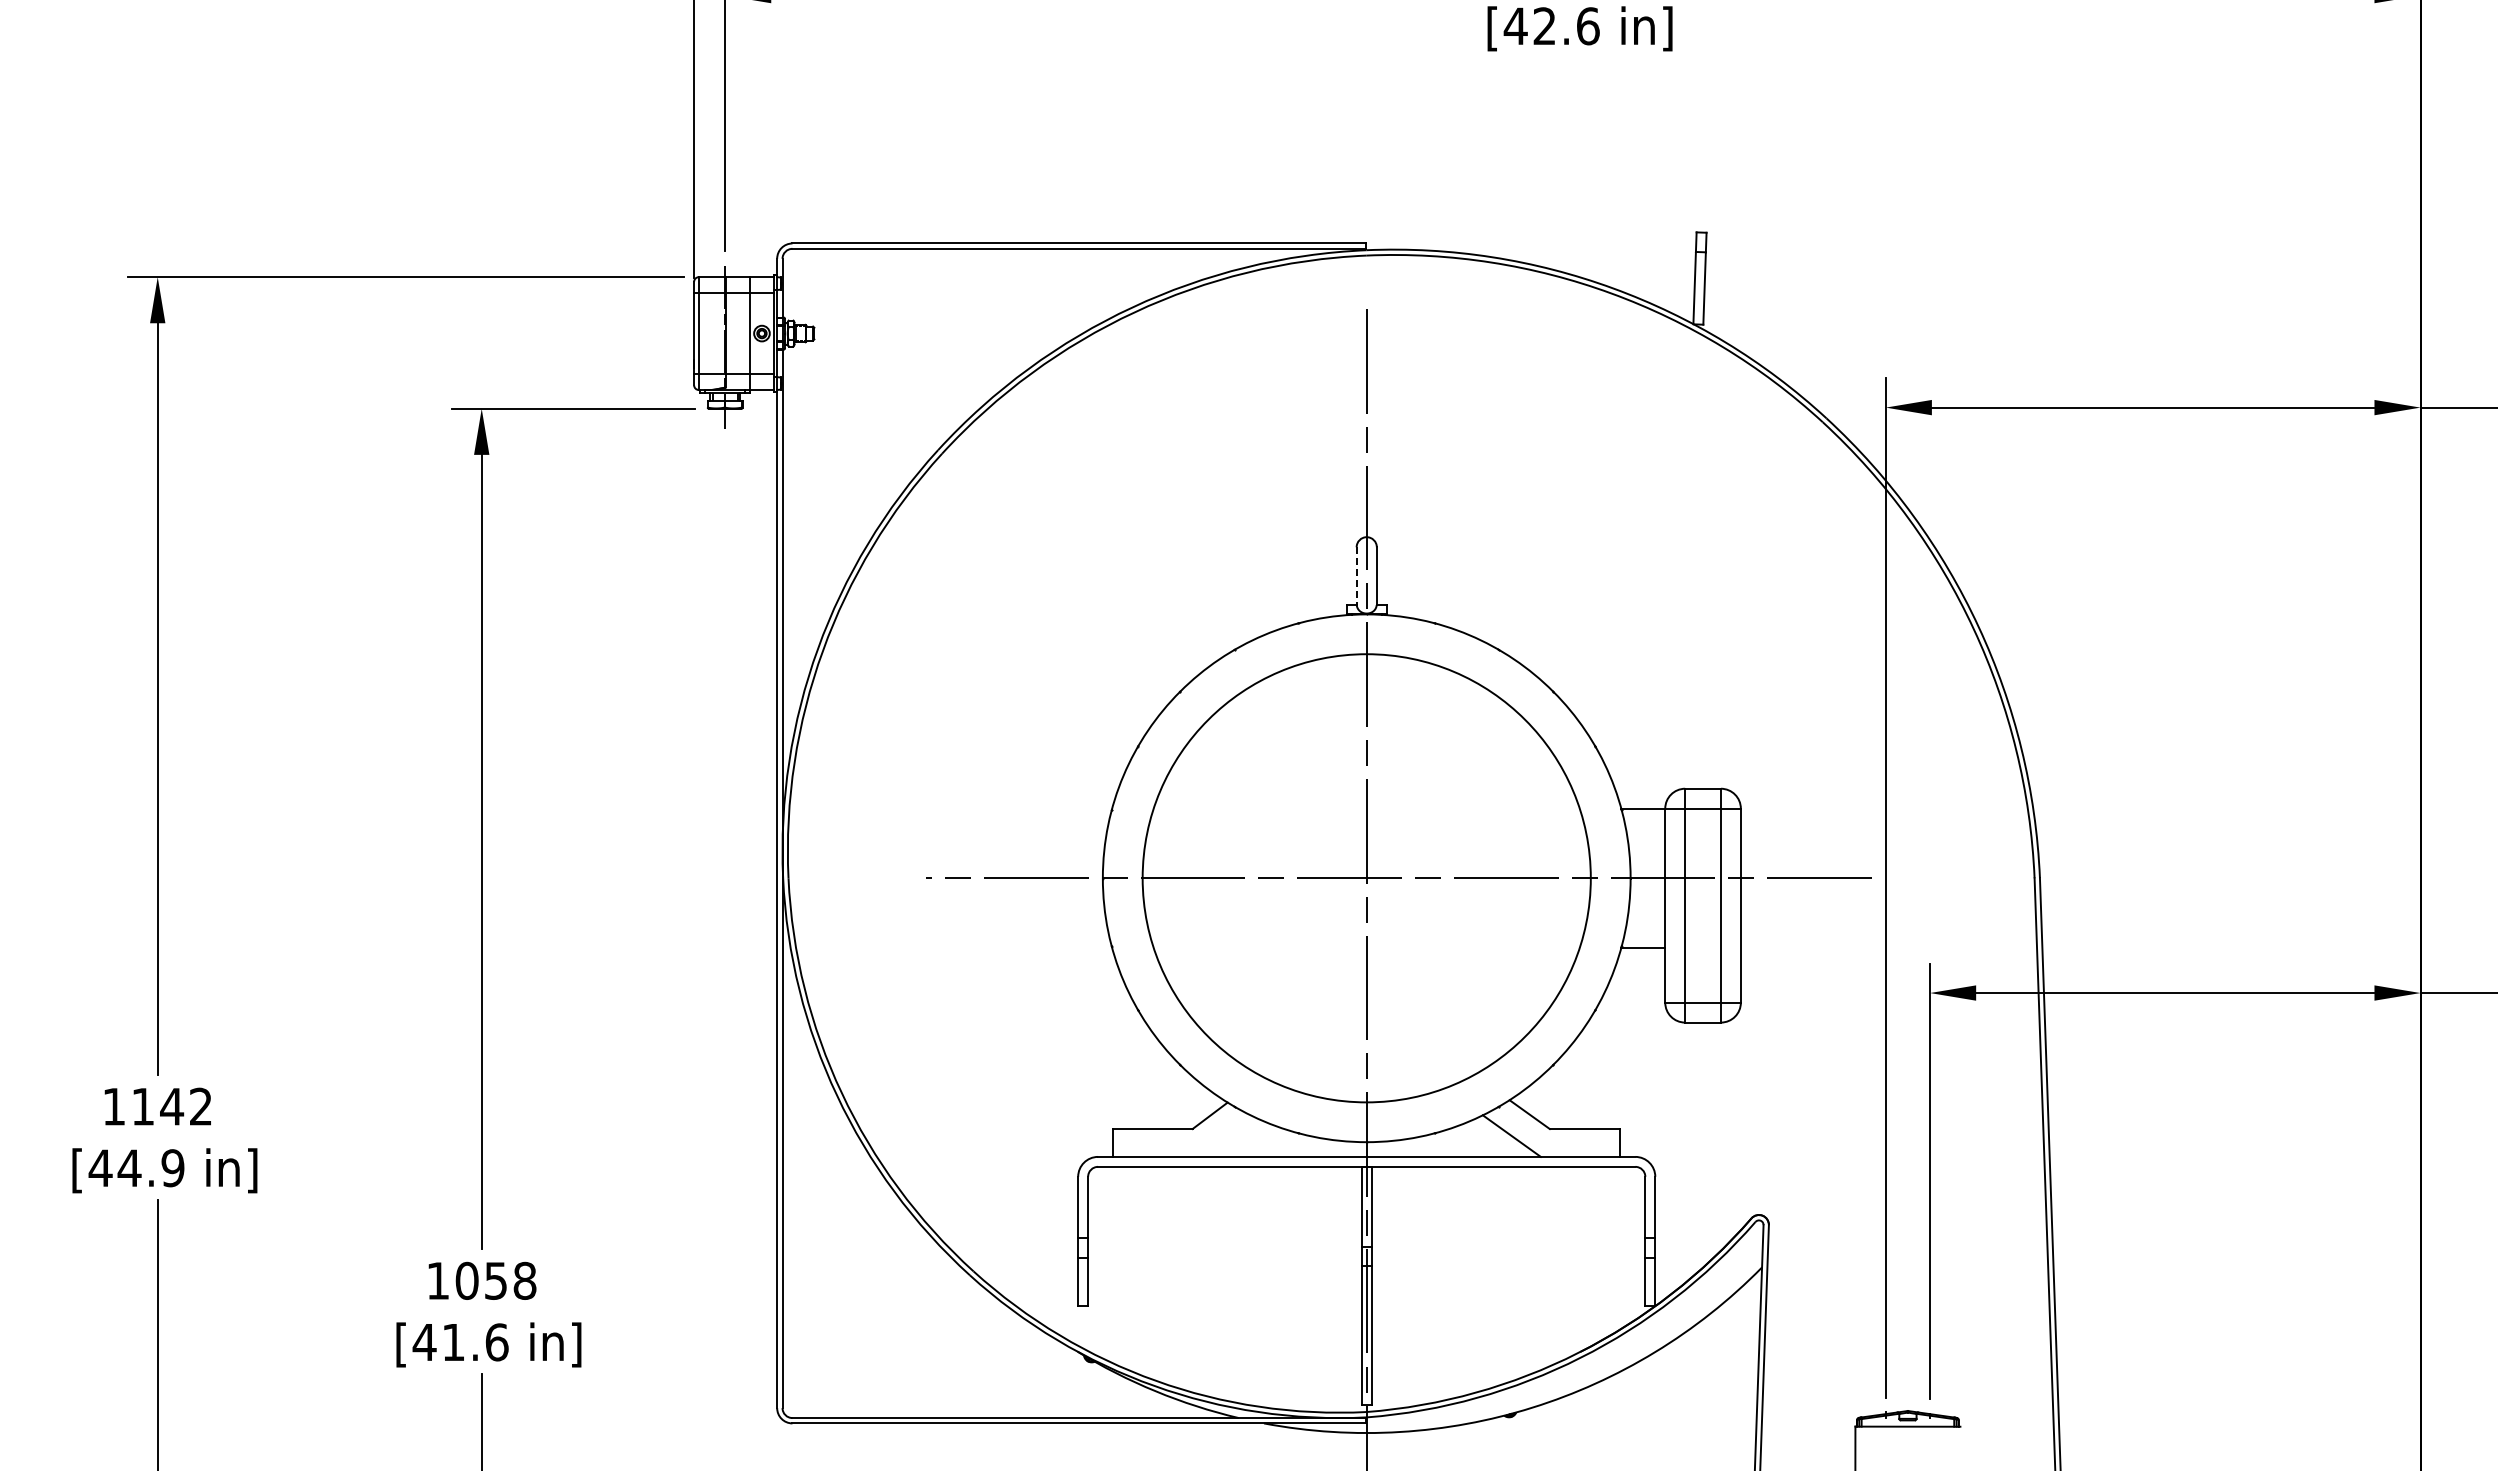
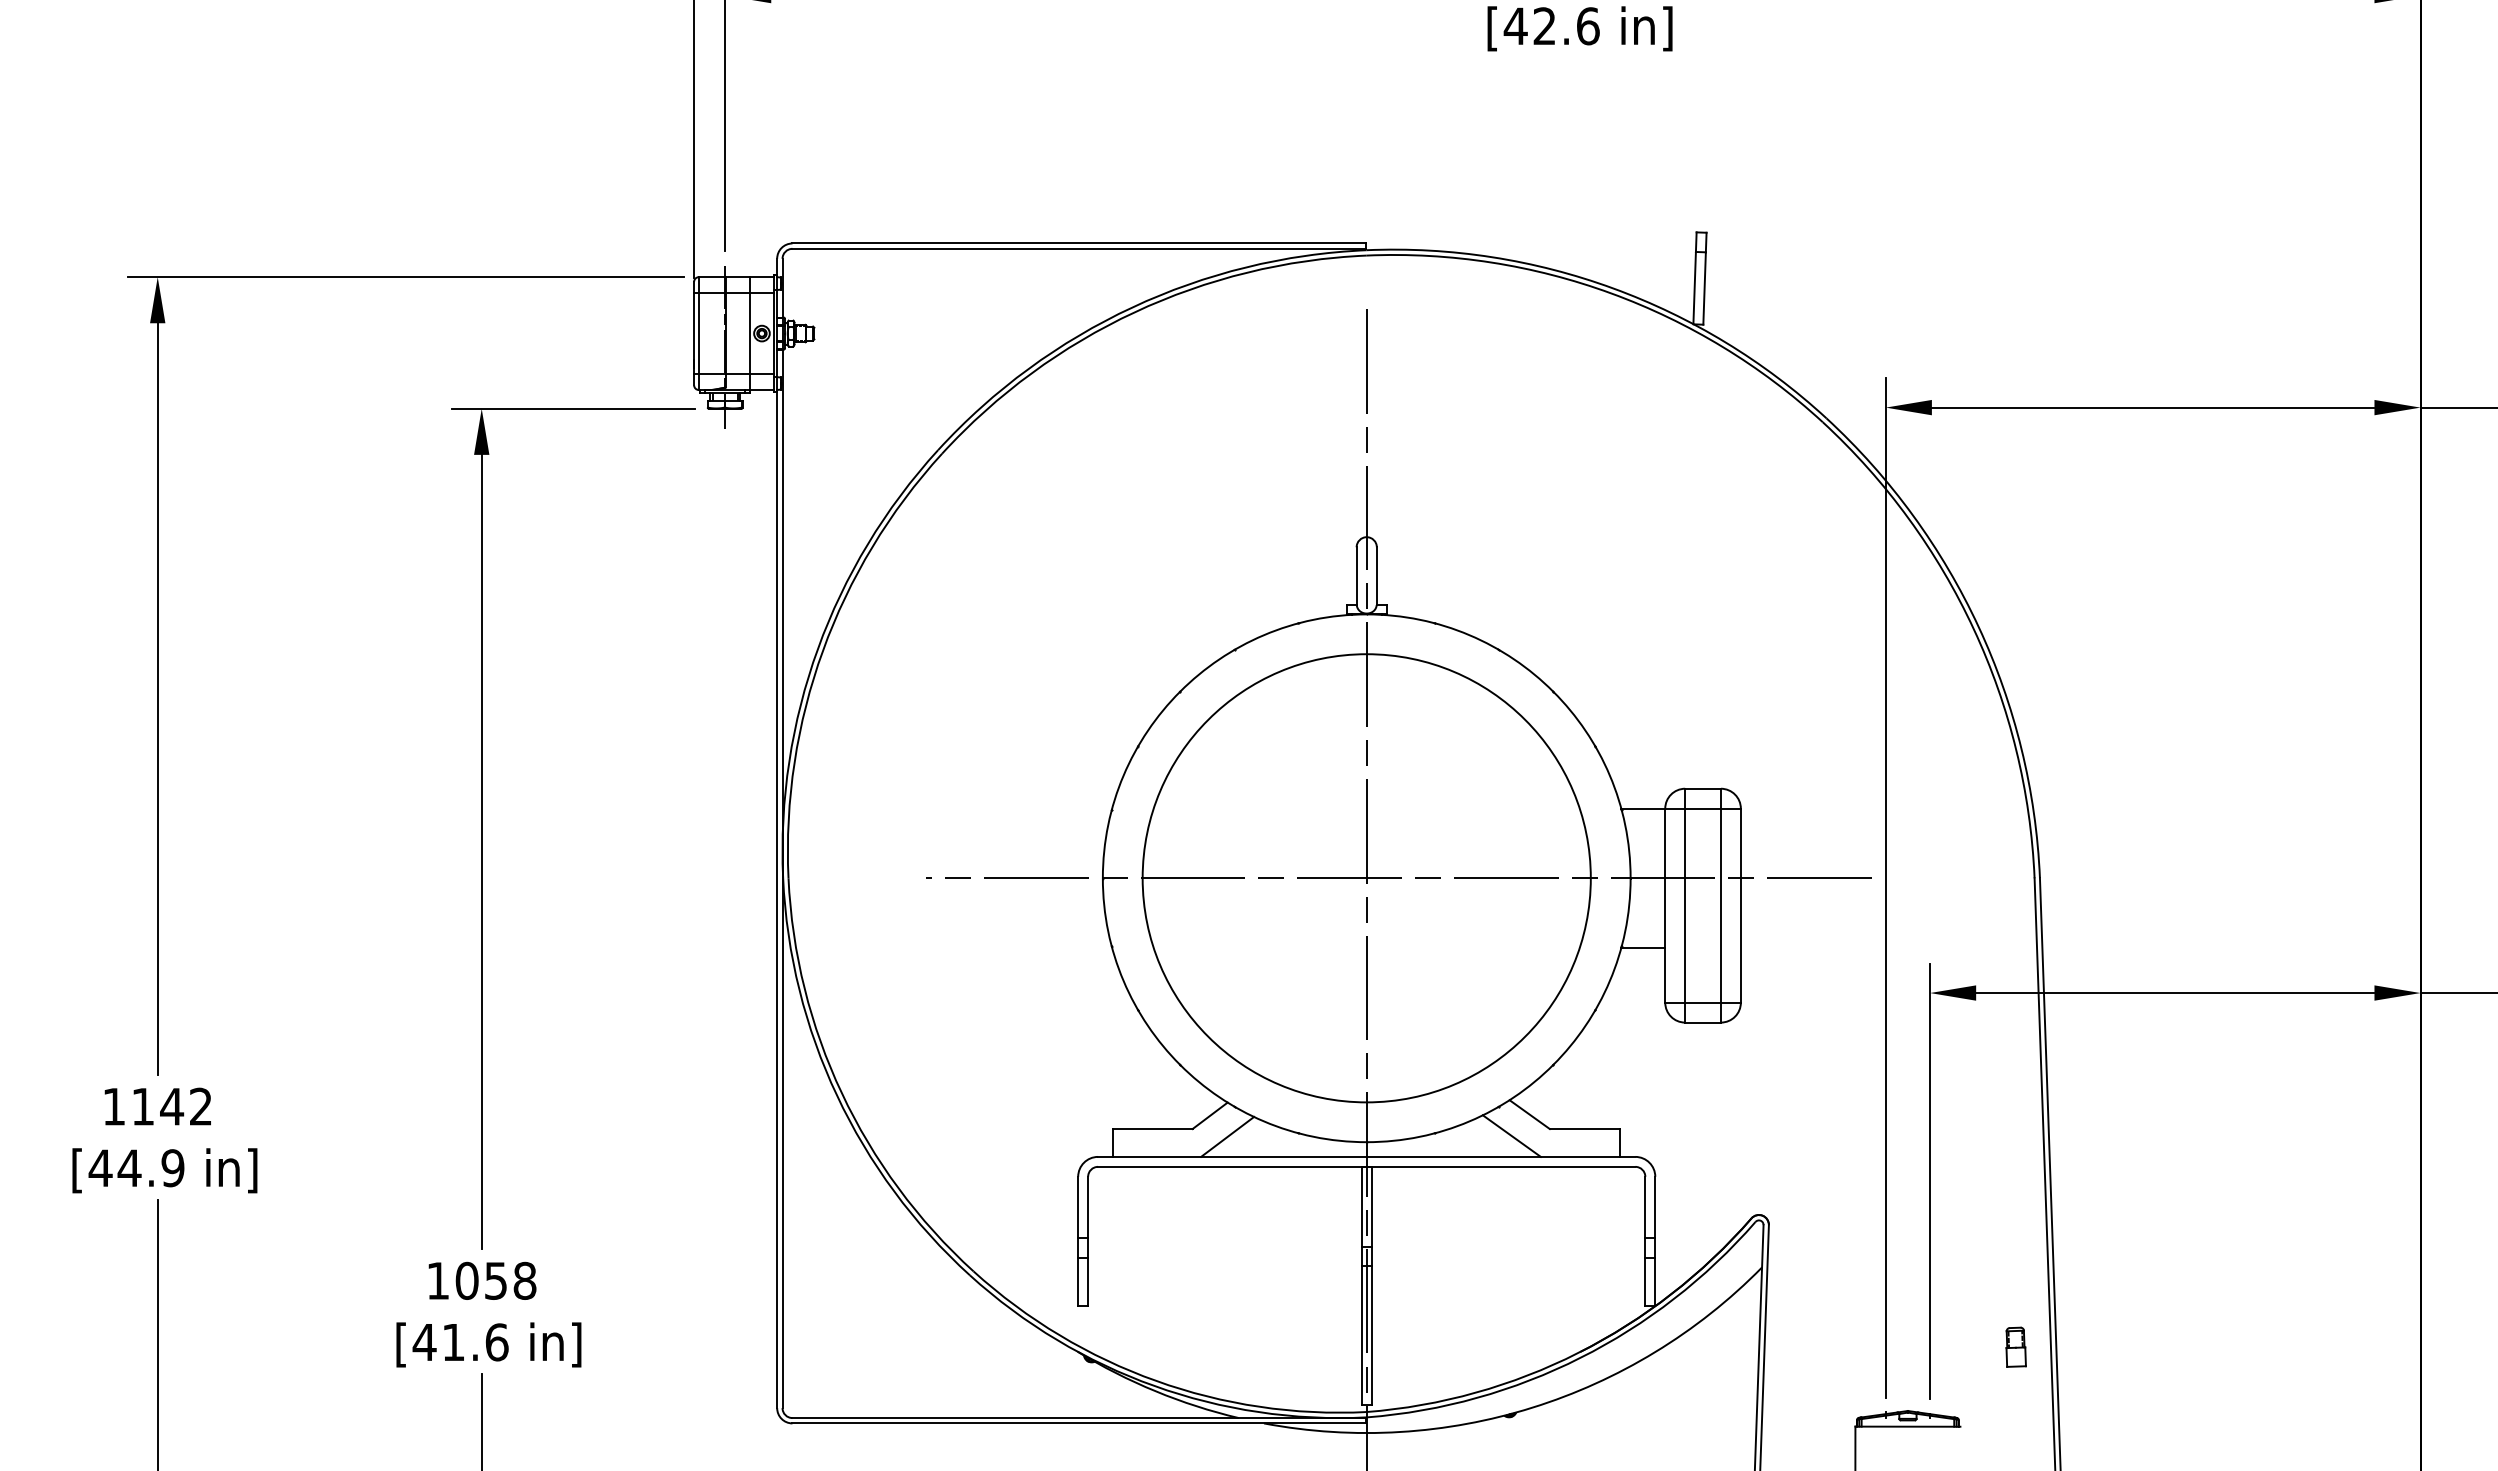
line: dashed -> solid (1356, 576)
line: none -> present (1227, 1136)
part: none -> present (2015, 1346)
